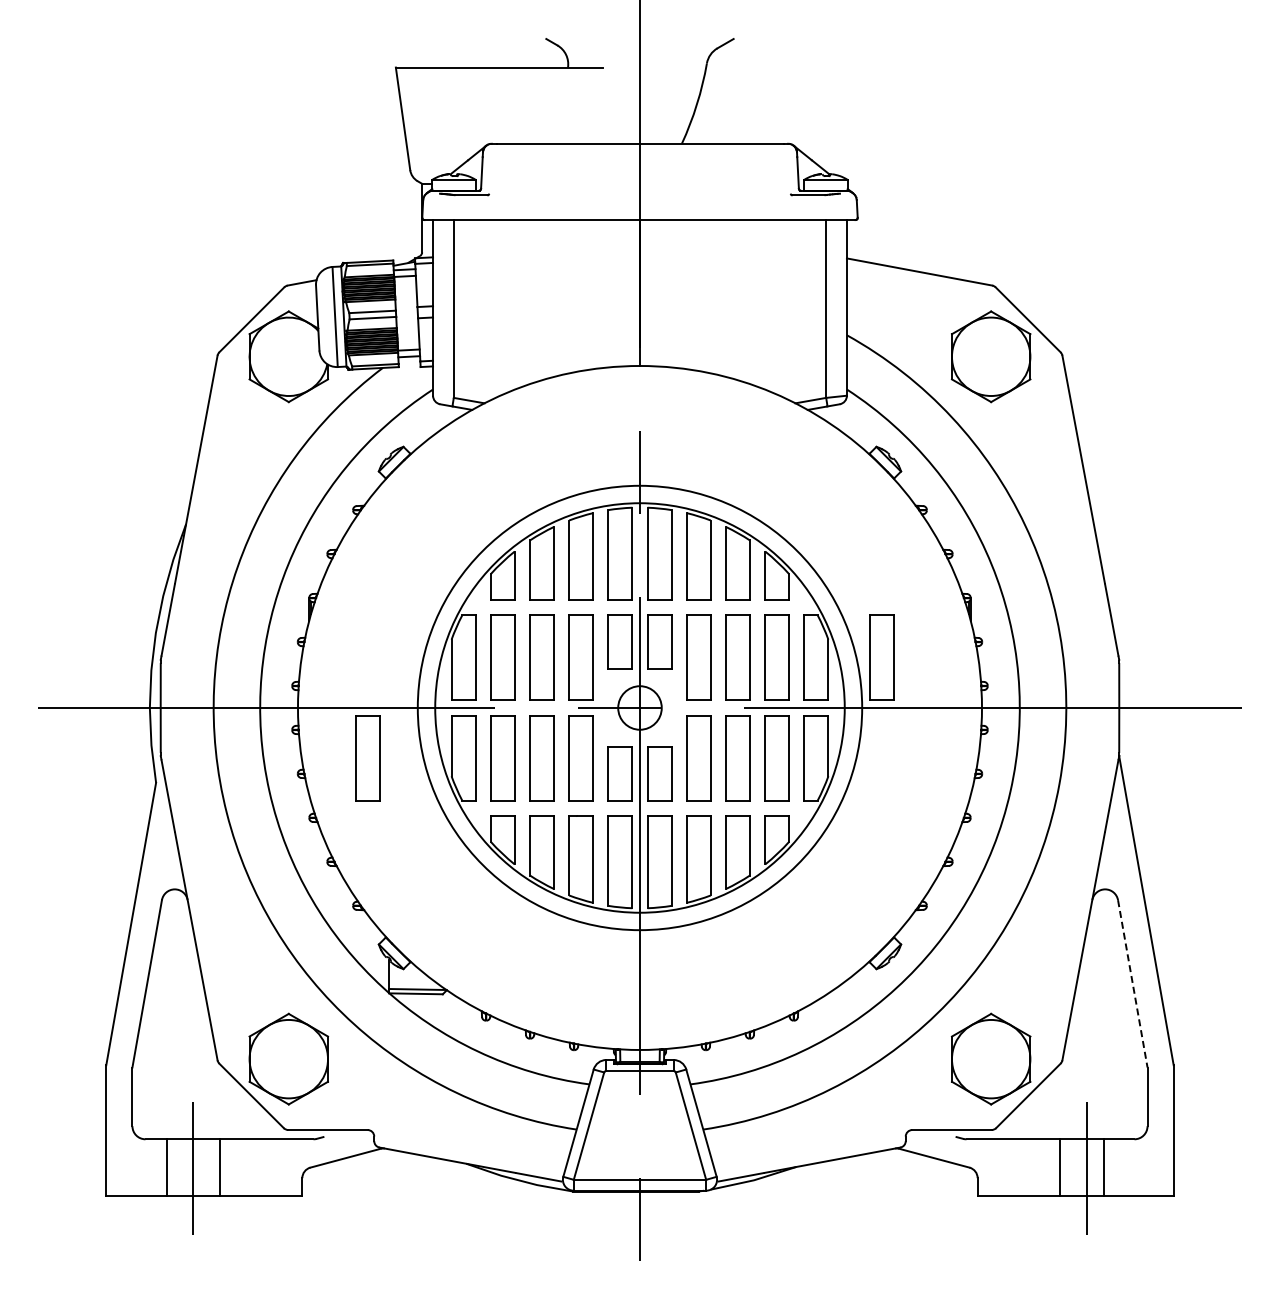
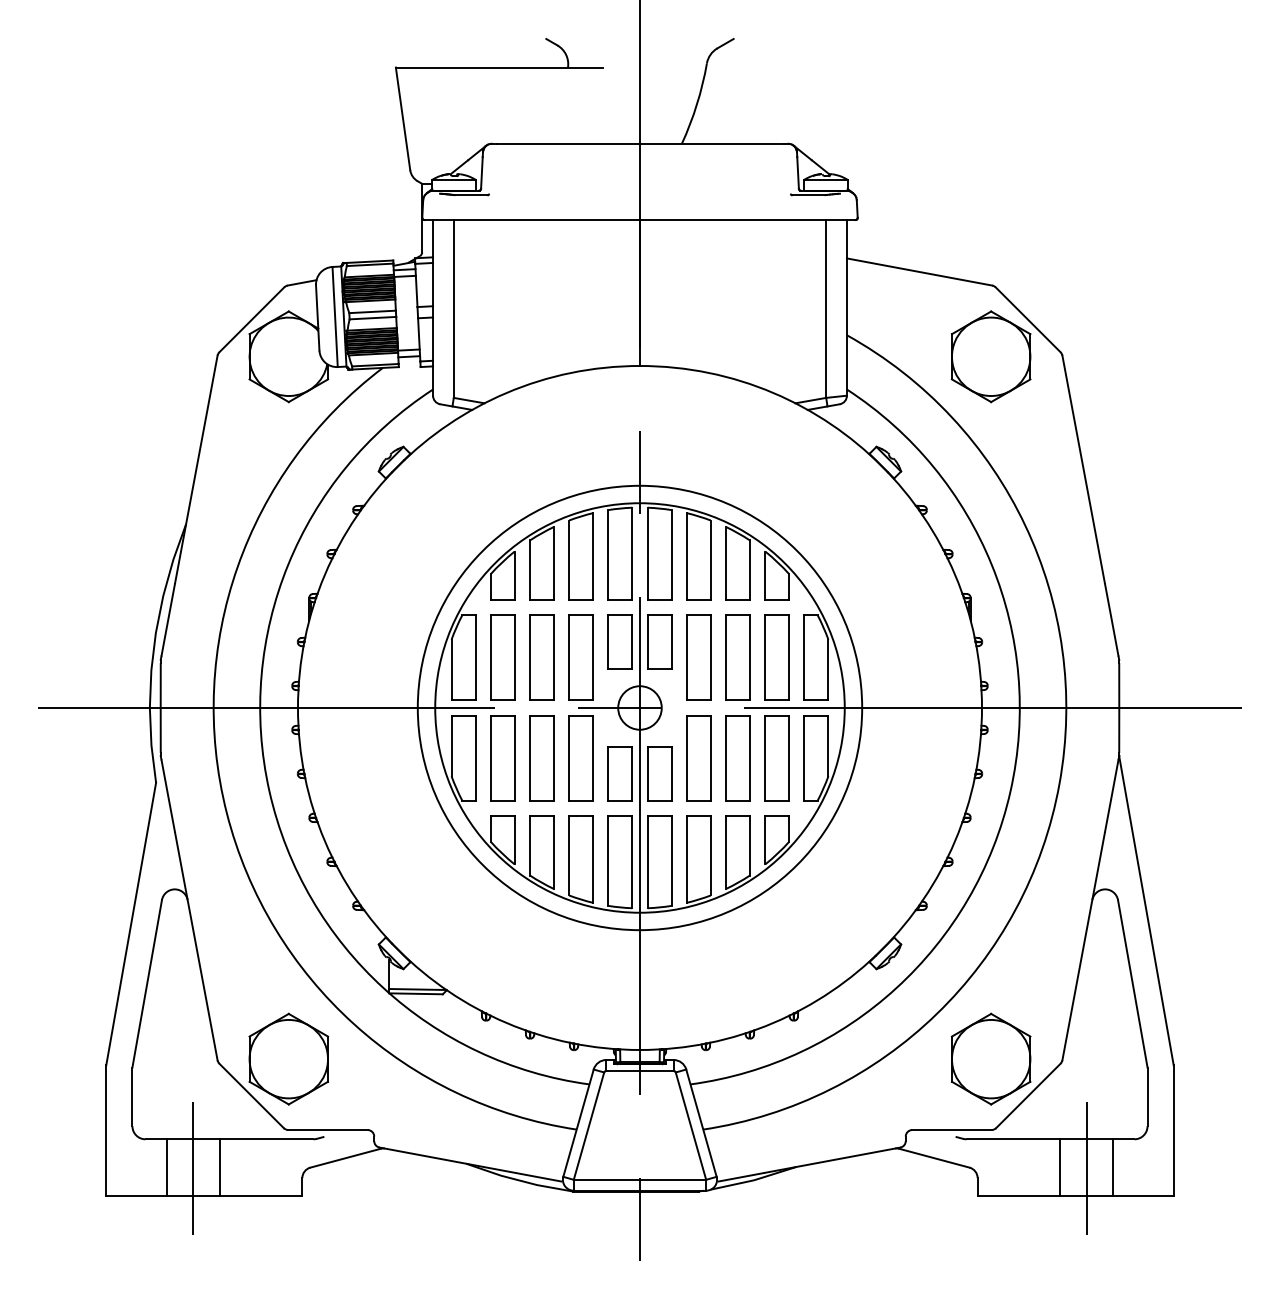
part: present -> none (881, 657)
part: present -> none (367, 758)
line: dashed -> solid (1132, 983)
line position: (1103, 1167) -> (1112, 1167) (1112, 1167)
